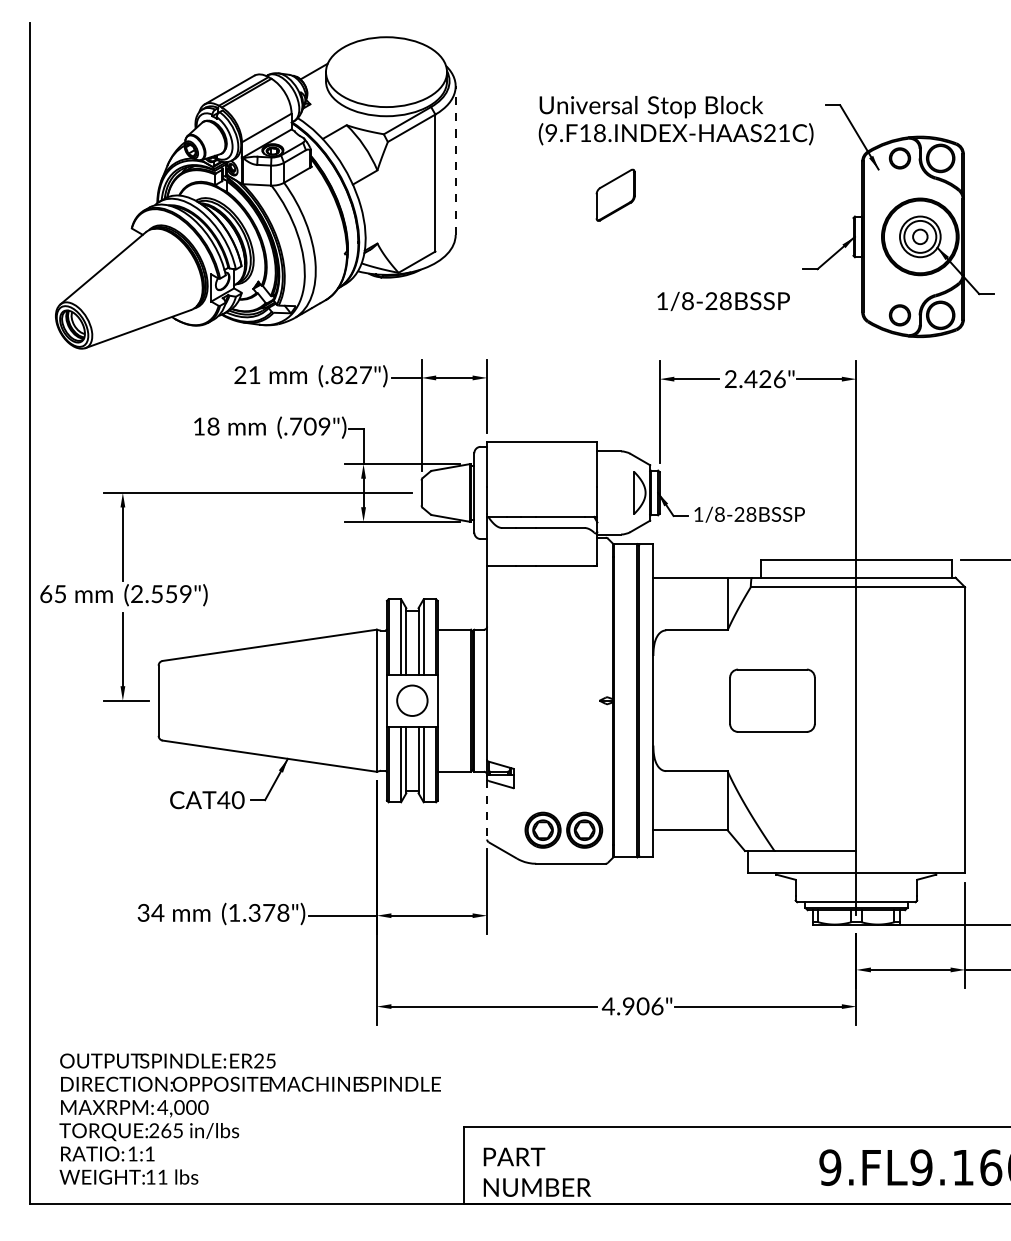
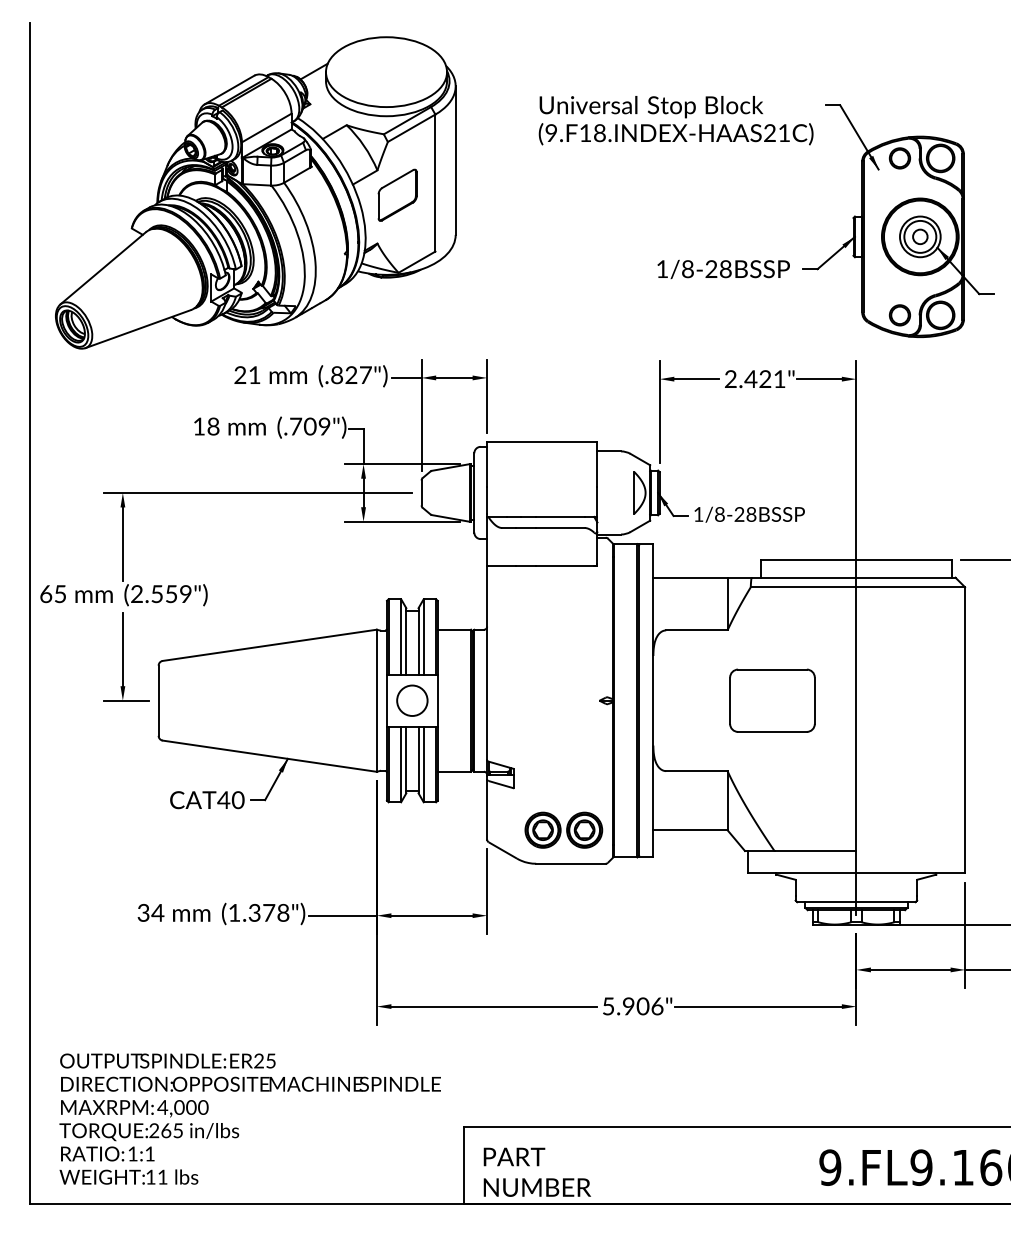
line: dashed -> solid (455, 160)
part position: (615, 194) -> (397, 194) (397, 194)
text position: (723, 301) -> (723, 269) (723, 269)
text: 2.426" -> 2.421" (779, 379)
line: dashed -> solid (487, 809)
text: 4.906" -> 5.906" (607, 1006)
